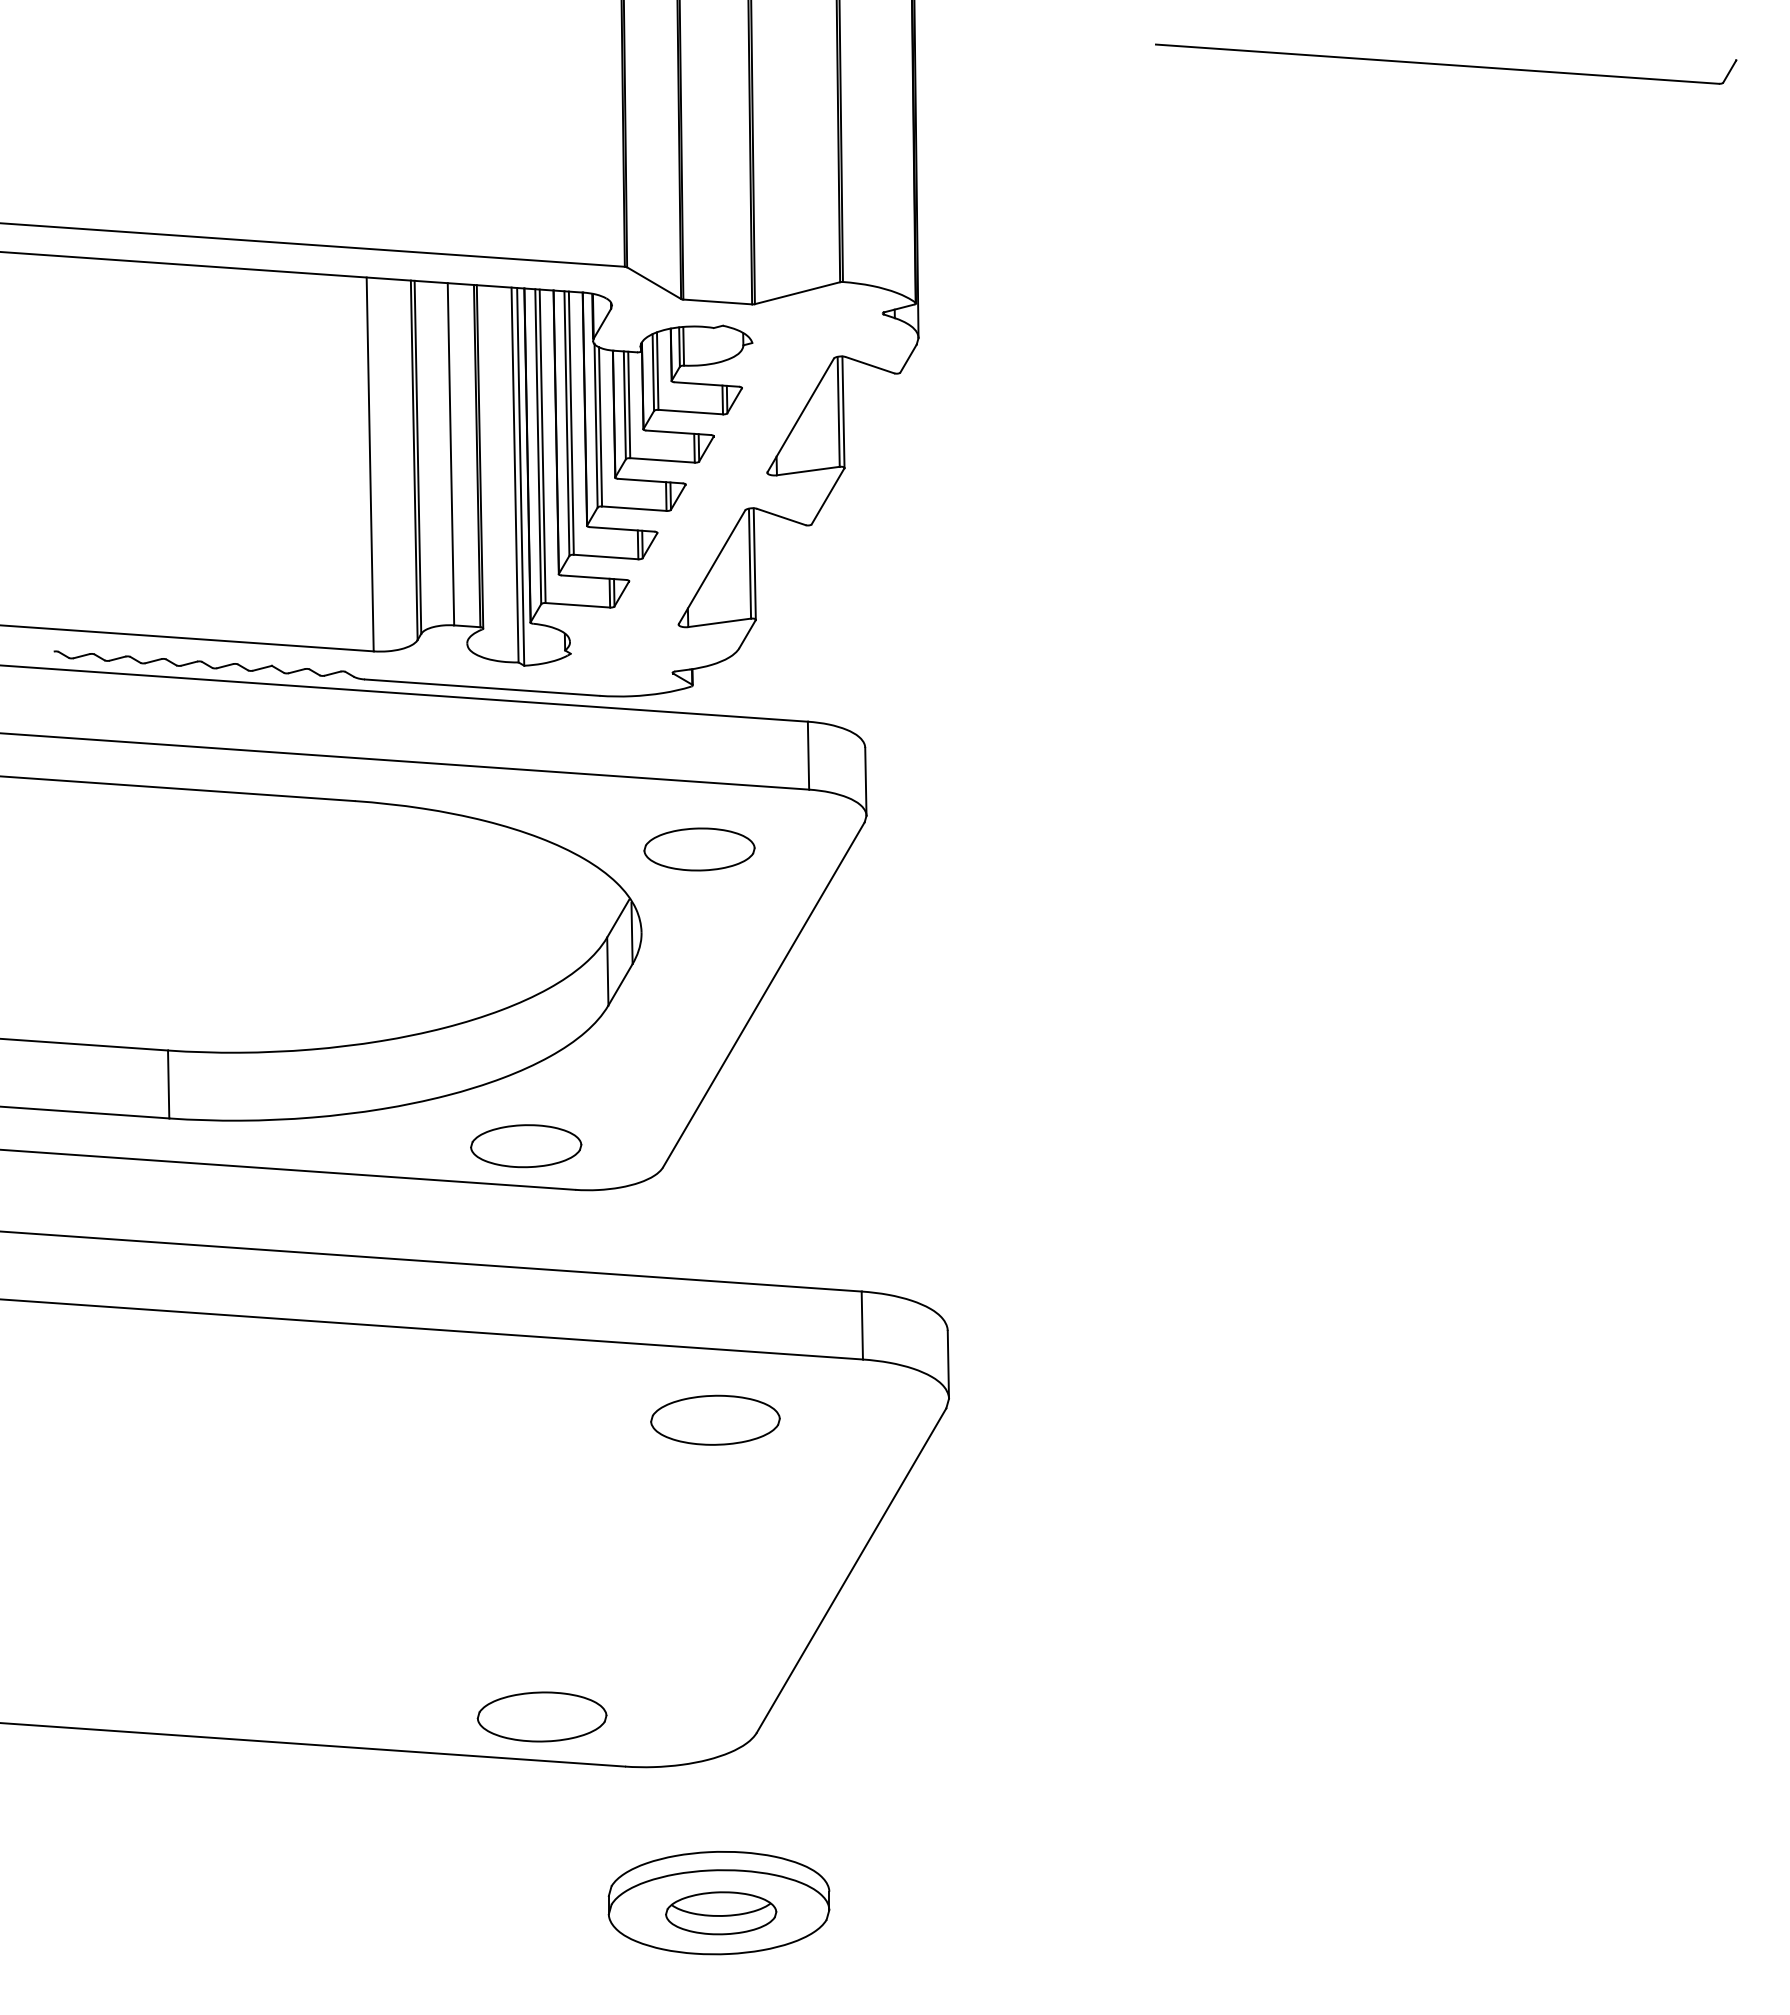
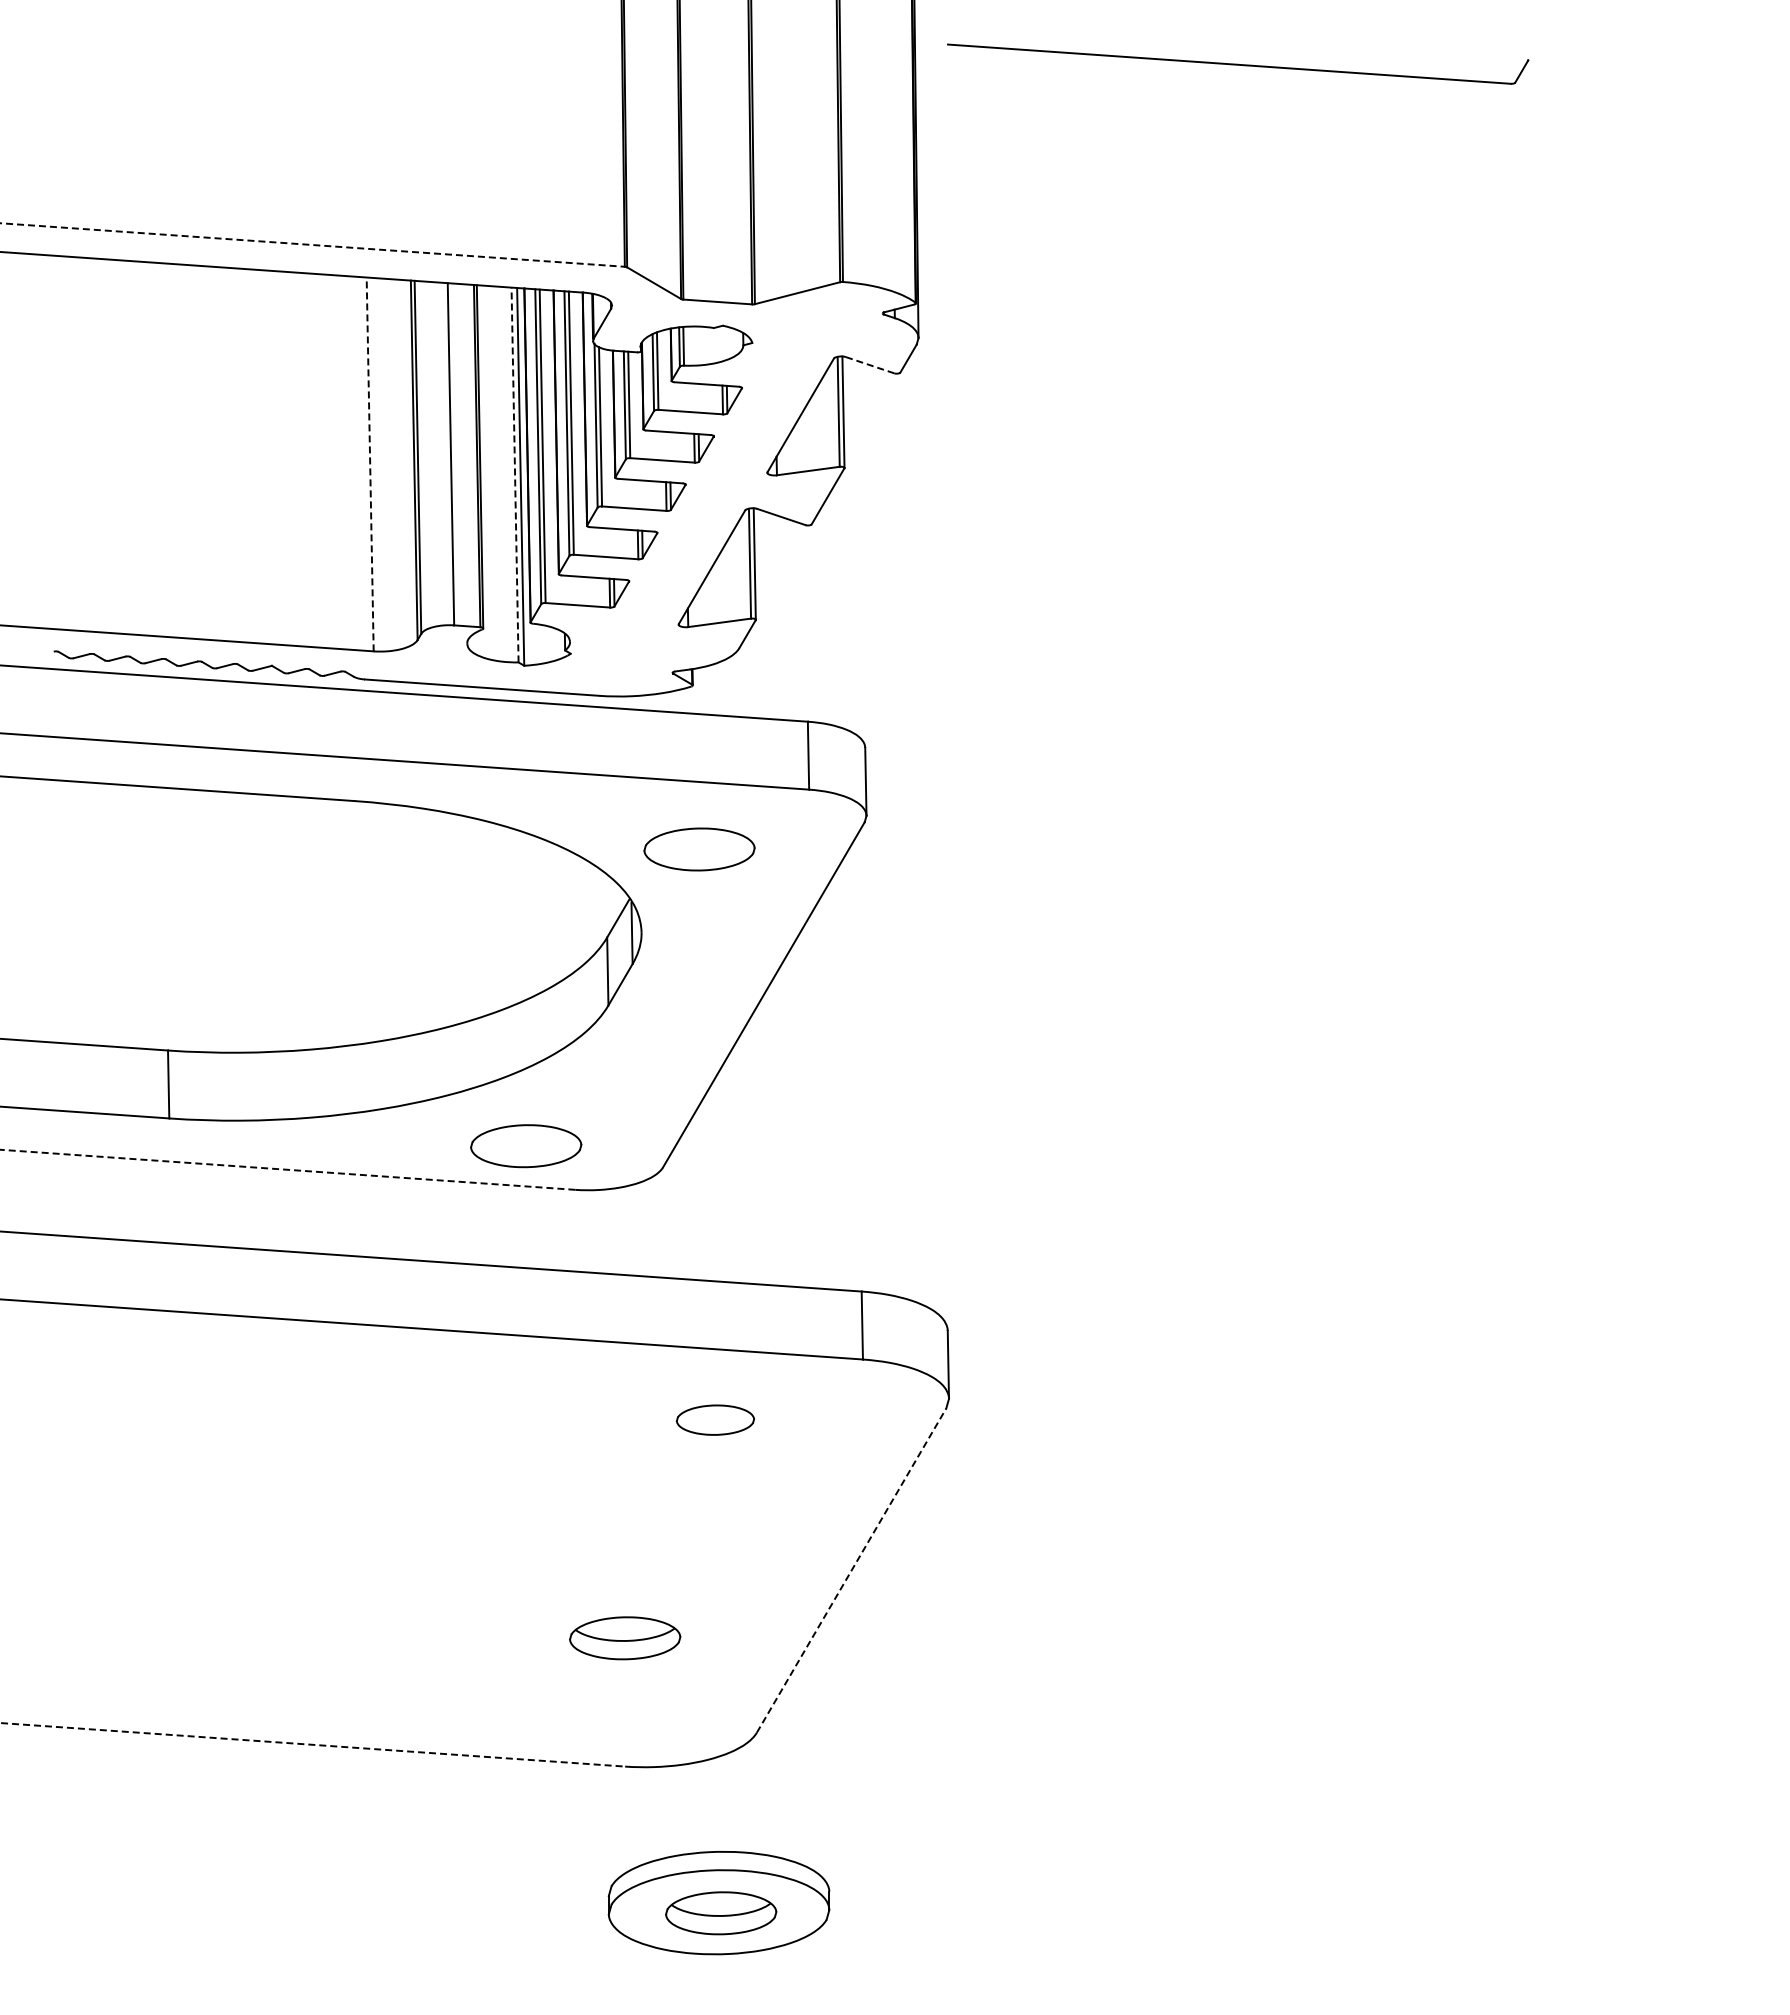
part position: (1446, 63) -> (1238, 63) (1238, 63)
line: solid -> dashed (312, 245)
line: solid -> dashed (870, 365)
line: solid -> dashed (370, 464)
line: solid -> dashed (515, 474)
line: solid -> dashed (288, 1169)
part size: 131x52 px -> 80x32 px (714, 1419)
line: solid -> dashed (851, 1570)
part: none -> present (625, 1638)
part: present -> none (541, 1716)
line: solid -> dashed (312, 1744)
